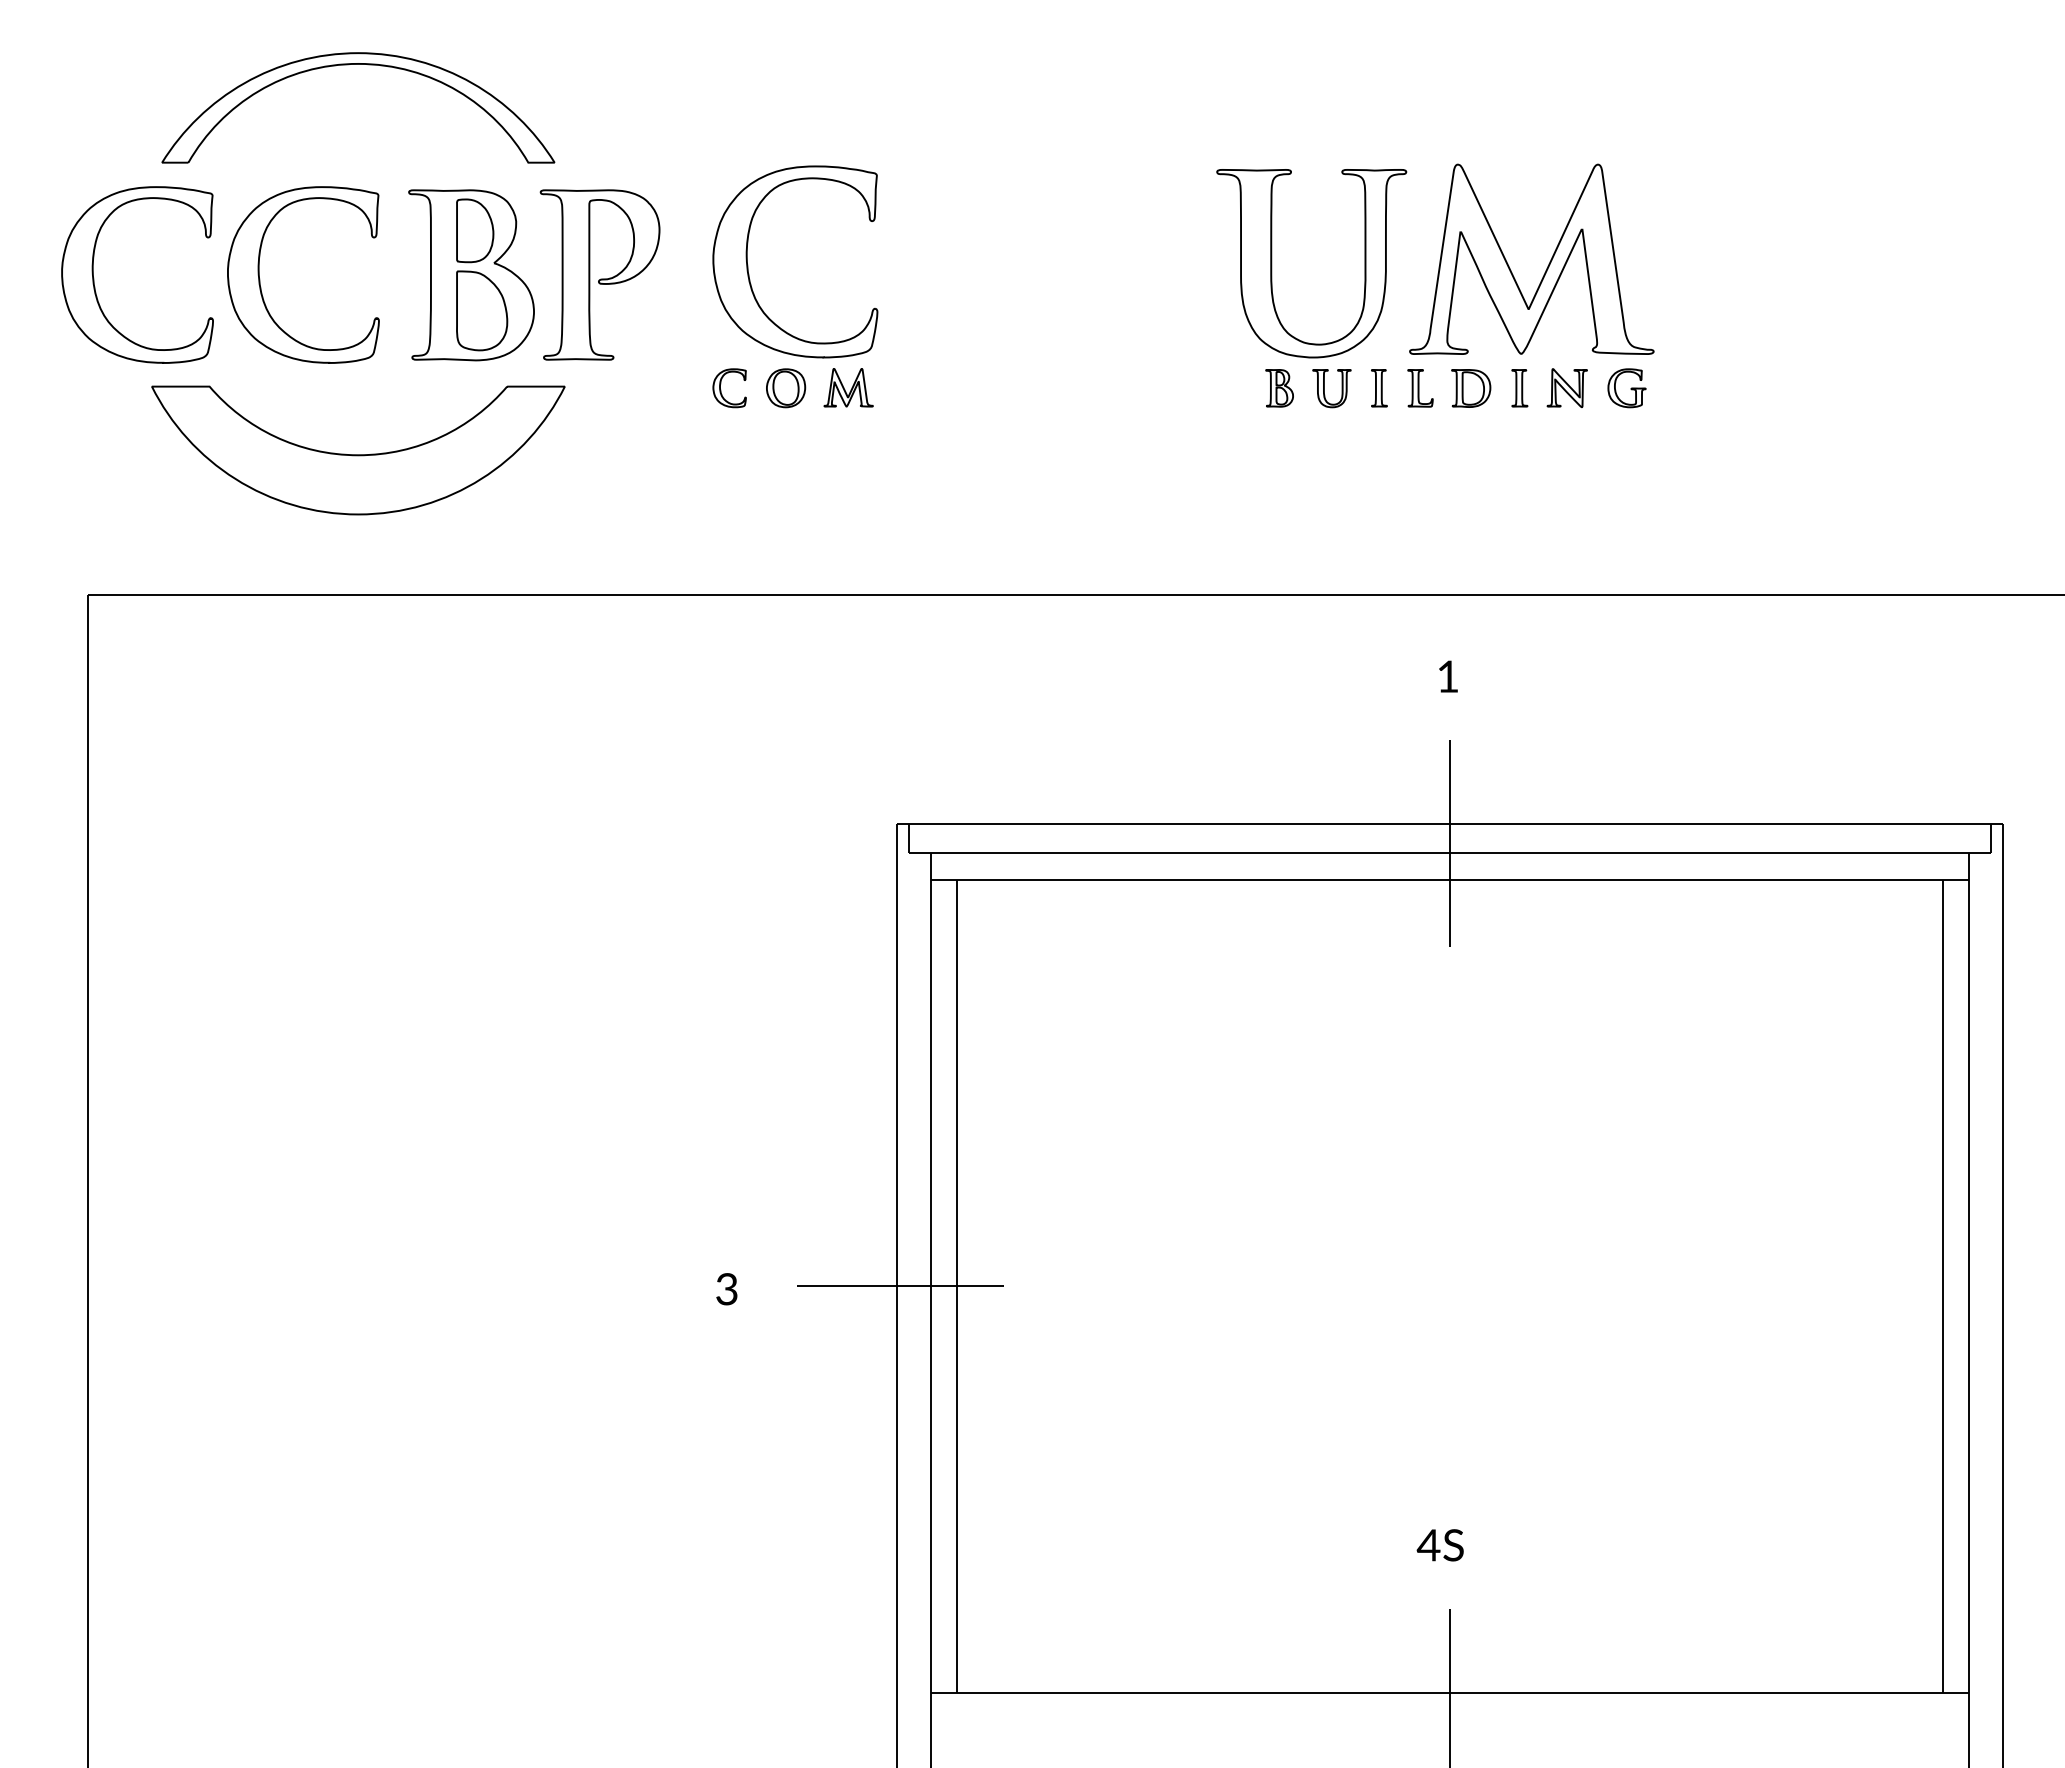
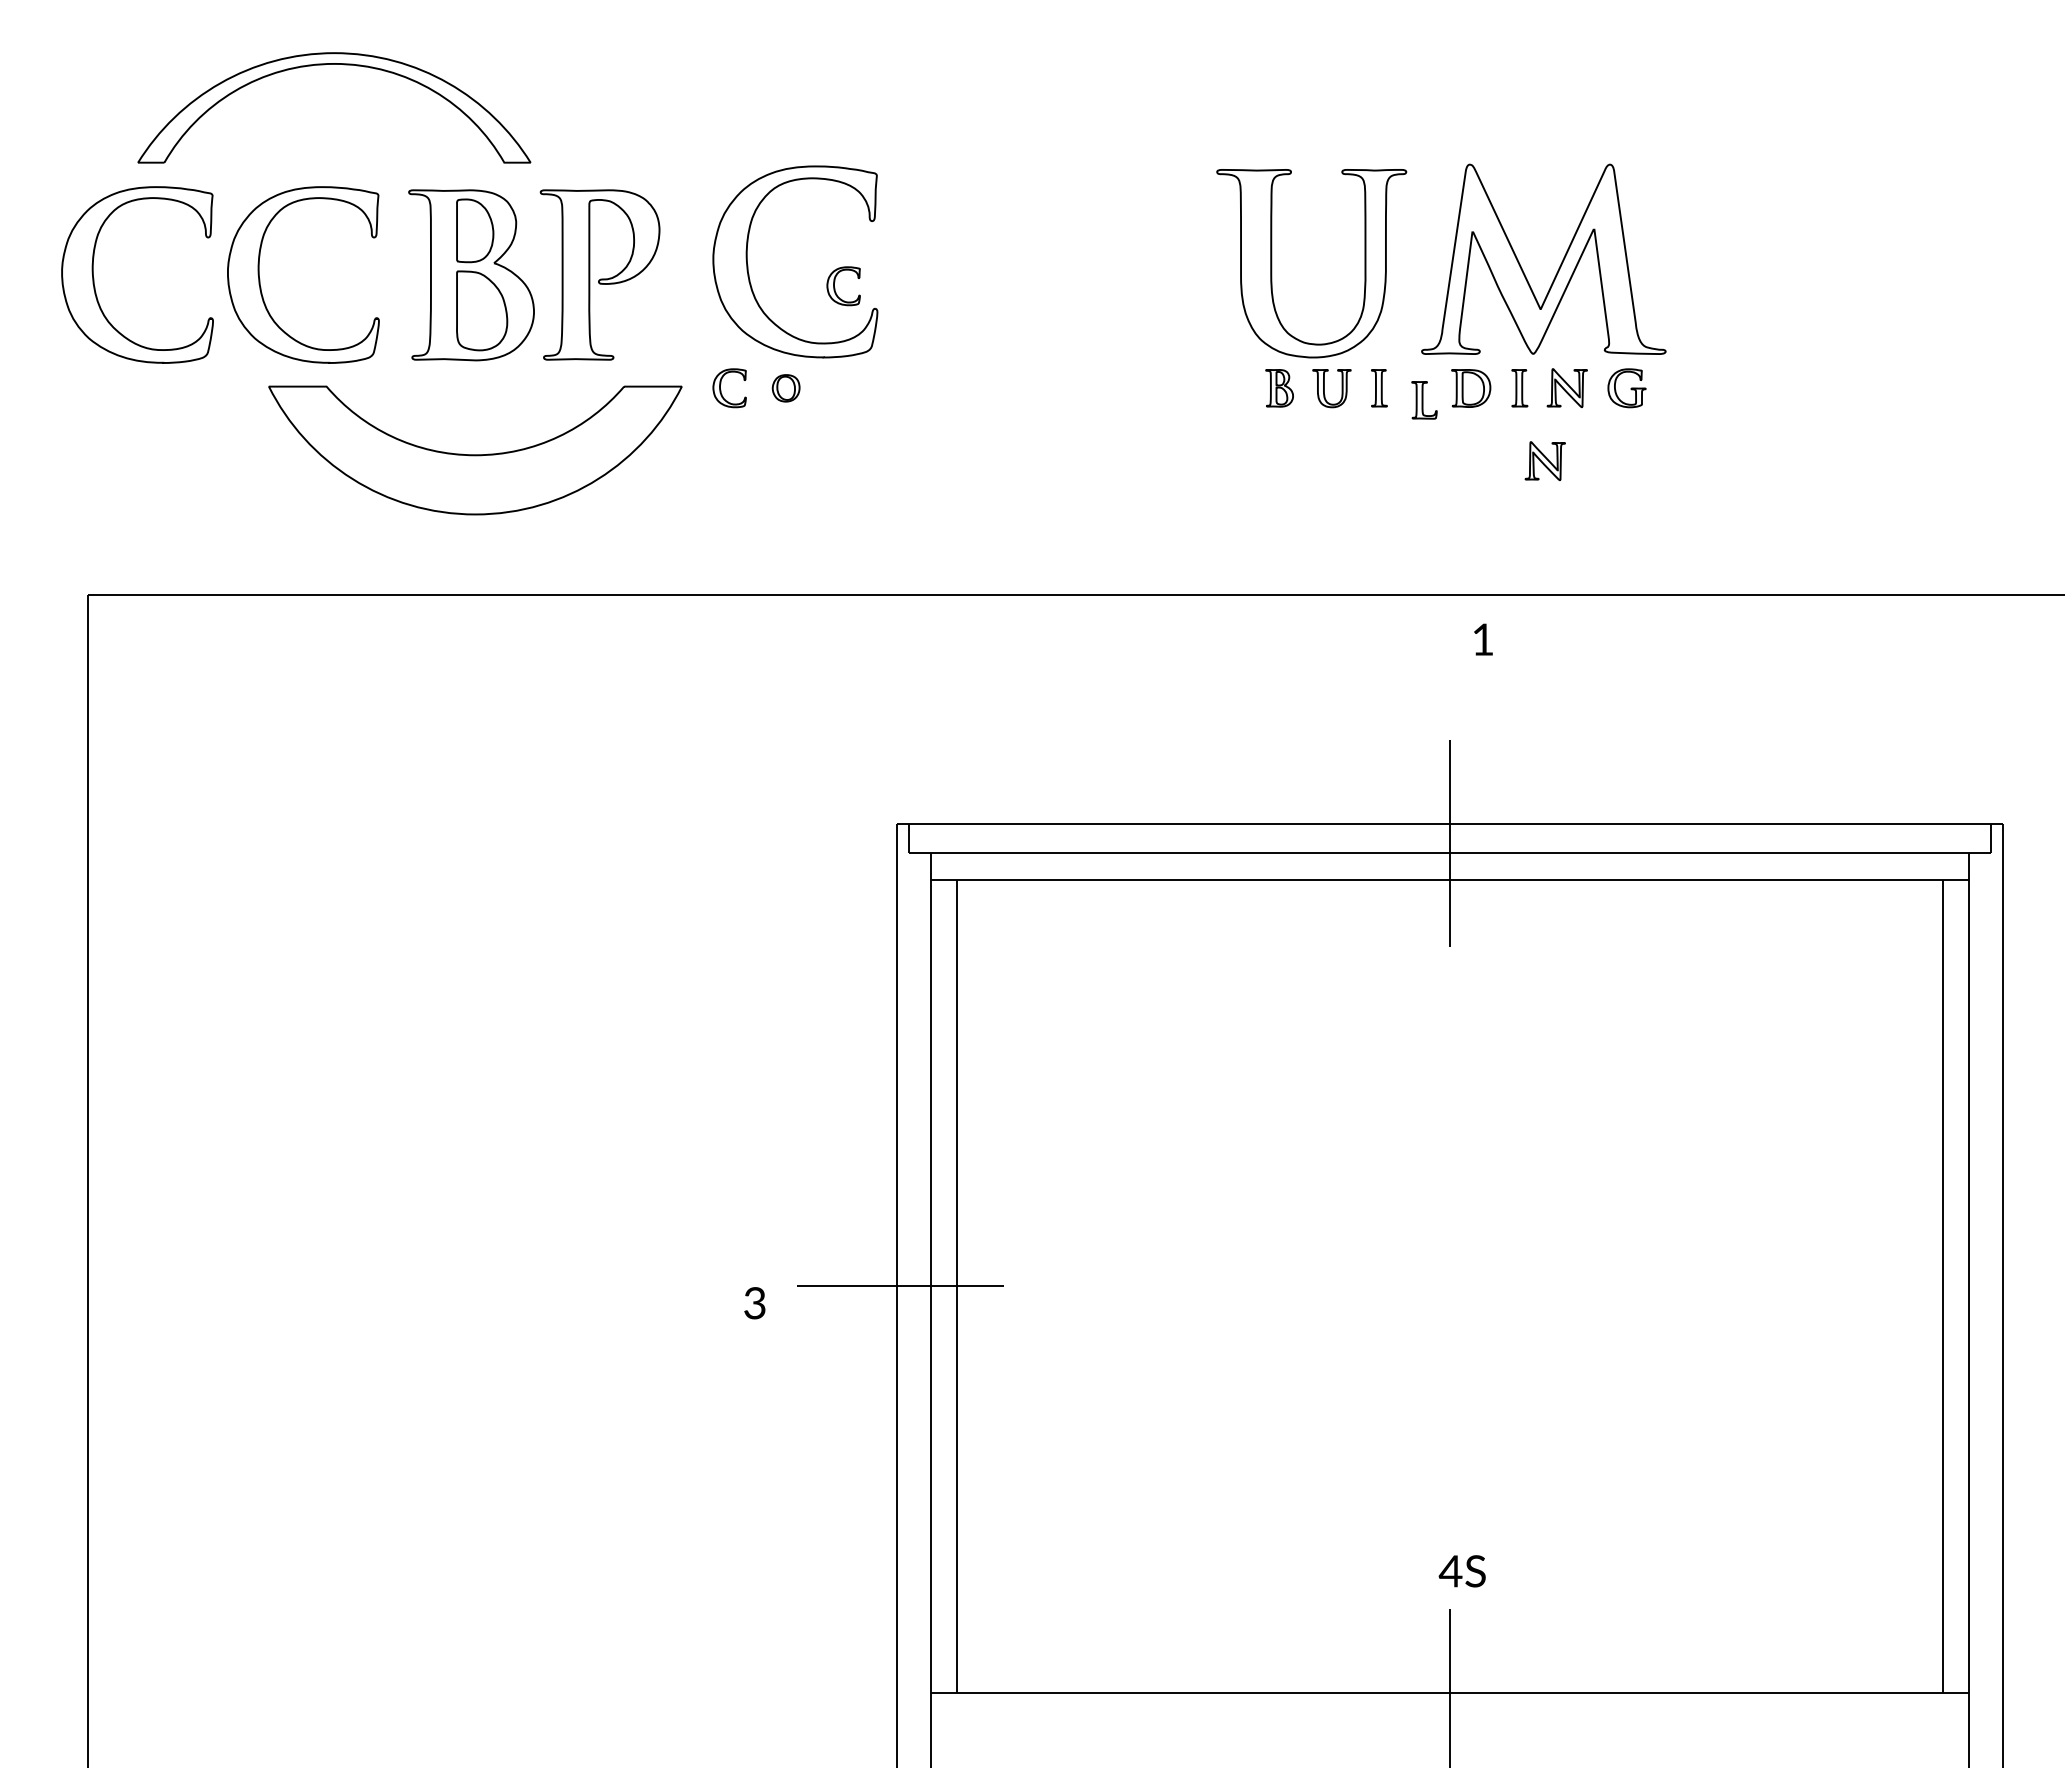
part position: (358, 64) -> (334, 64) (334, 64)
part position: (1548, 263) -> (1560, 263) (1560, 263)
part: none -> present (835, 287)
part: present -> none (848, 387)
part size: 41x41 px -> 30x29 px (785, 388)
part position: (1420, 388) -> (1424, 400) (1424, 400)
part position: (358, 450) -> (475, 450) (475, 450)
part: none -> present (1544, 460)
text position: (1448, 676) -> (1483, 639) (1483, 639)
text position: (726, 1289) -> (754, 1303) (754, 1303)
text position: (1439, 1545) -> (1461, 1571) (1461, 1571)
